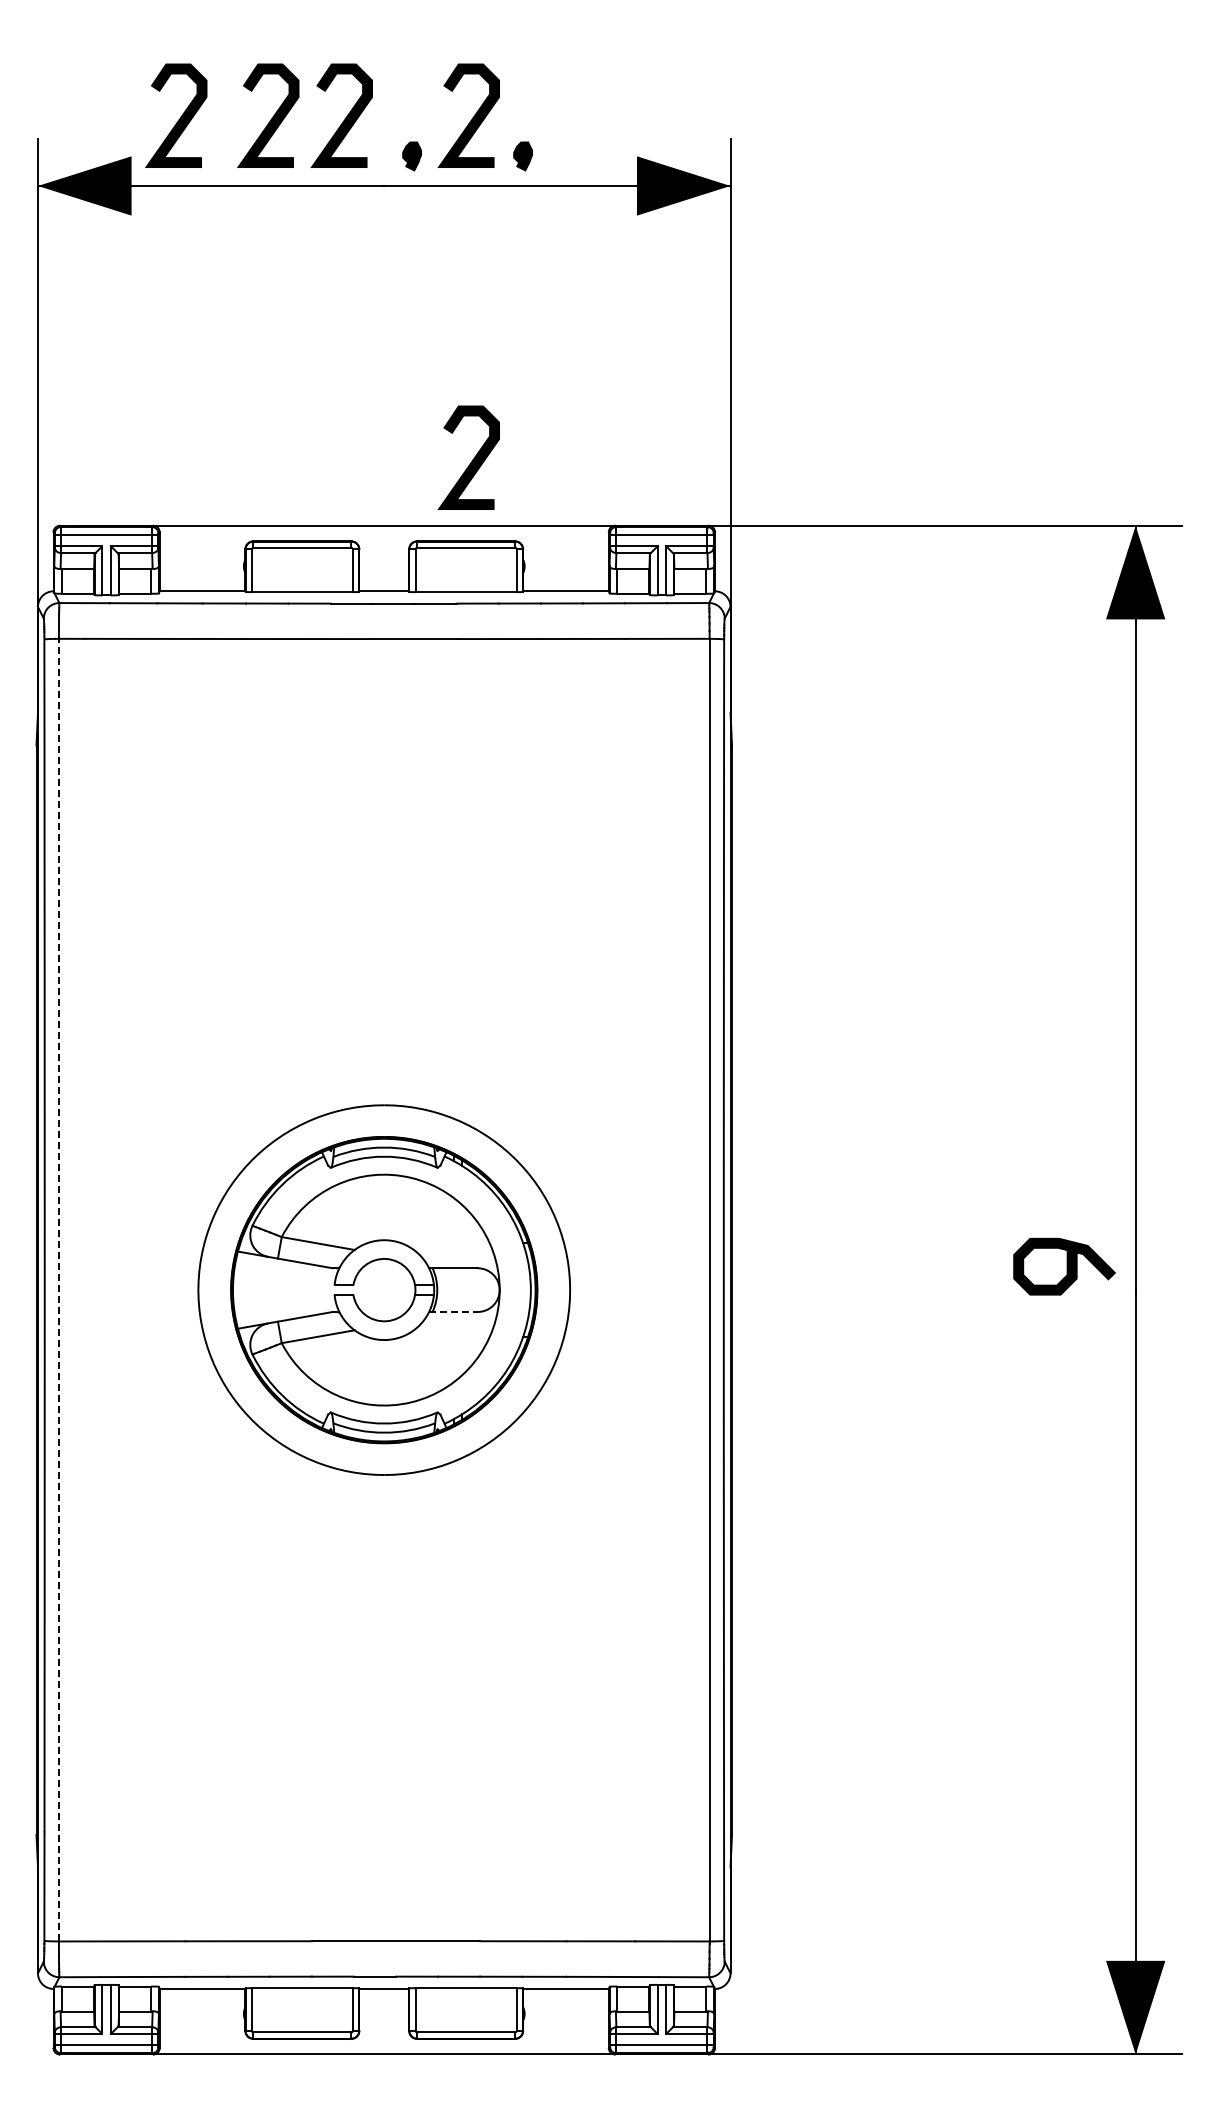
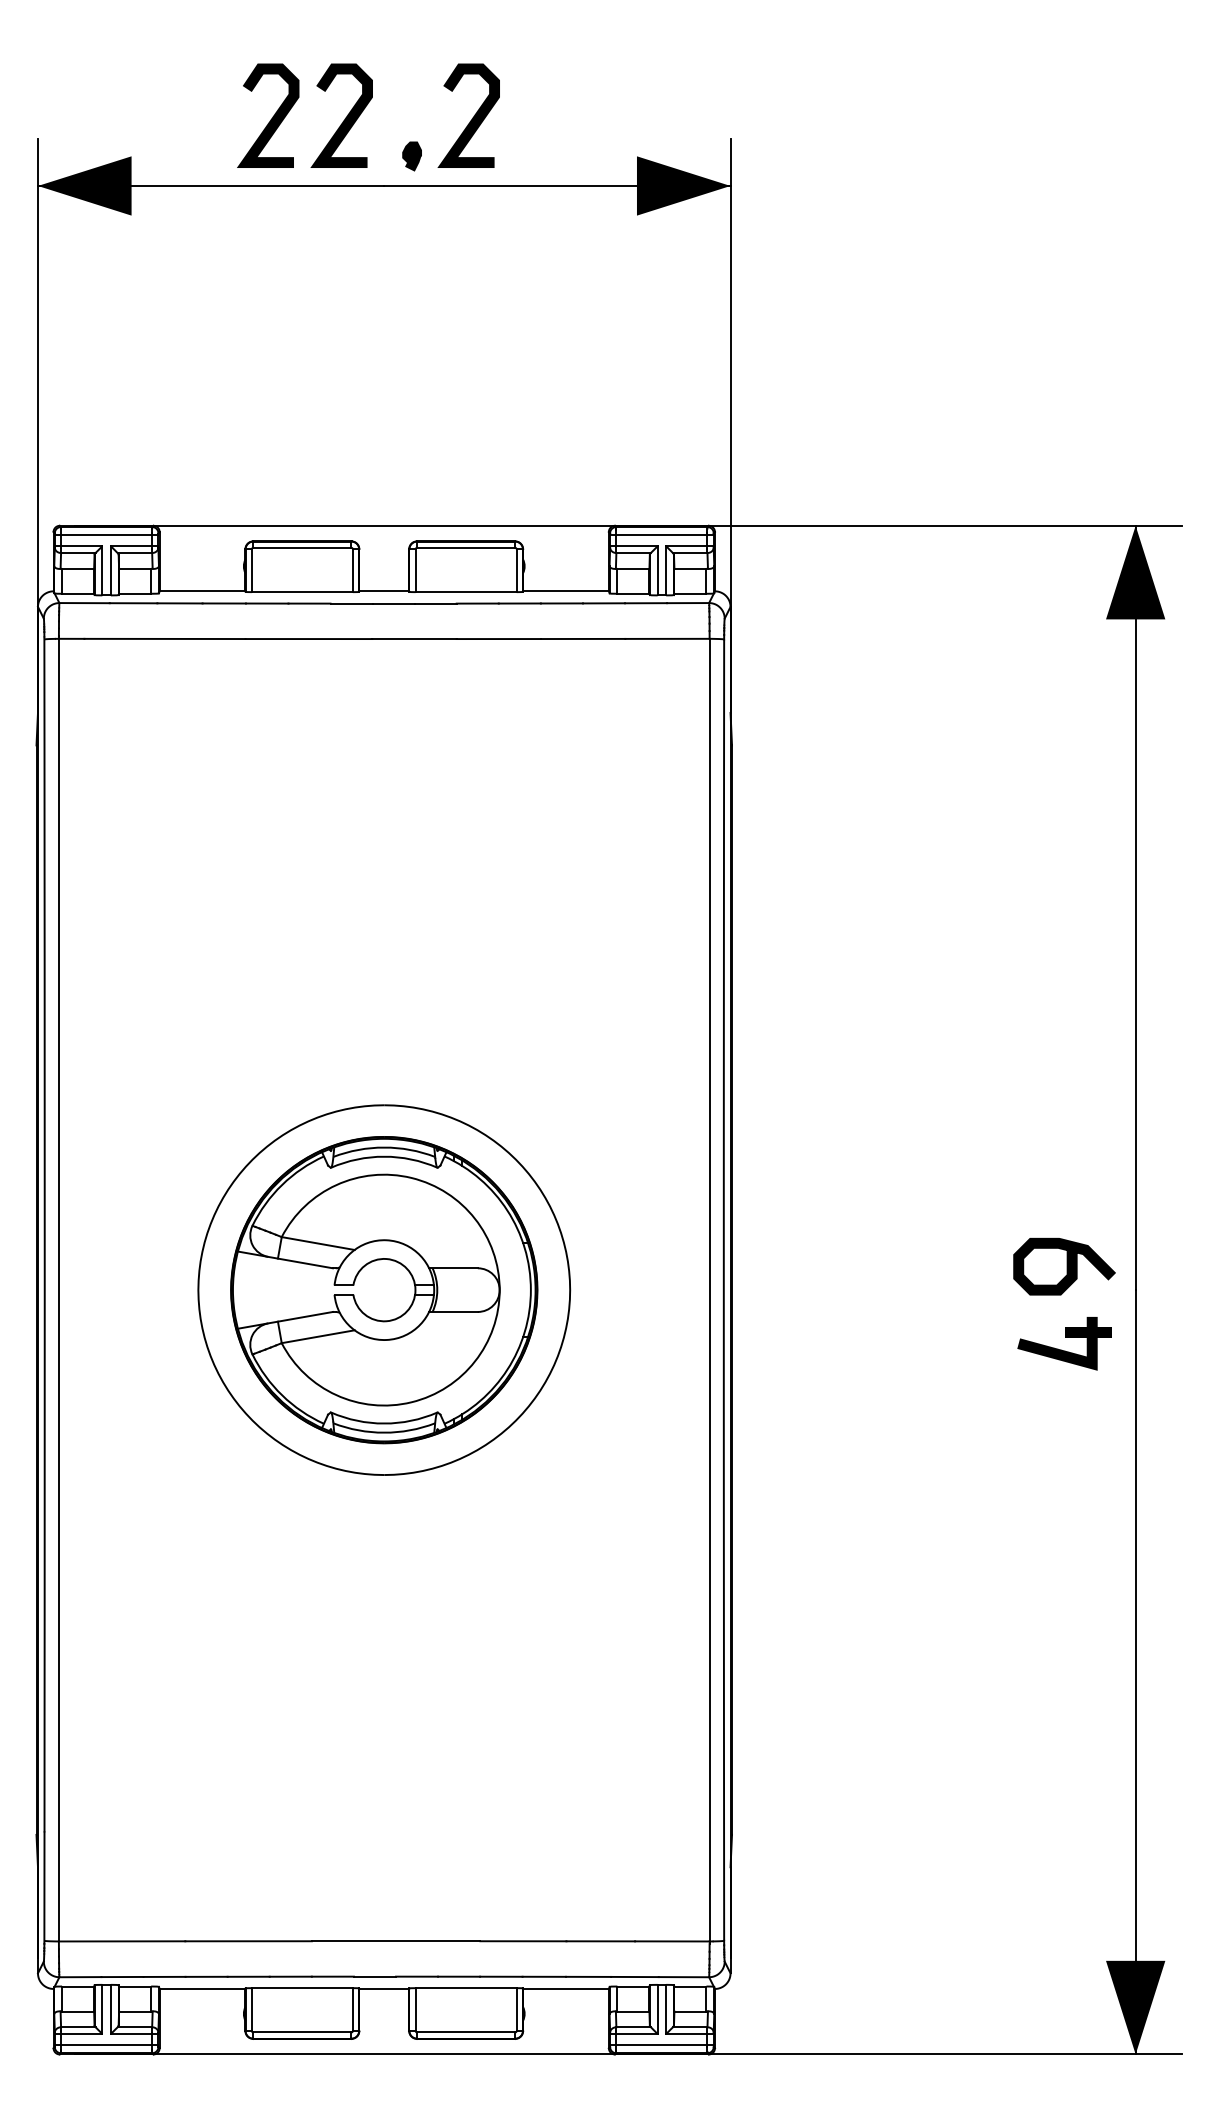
curve: present -> none (180, 116)
part: present -> none (522, 156)
curve: present -> none (472, 459)
line: dashed -> solid (58, 1288)
line: dashed -> solid (453, 1311)
part: none -> present (1065, 1337)
